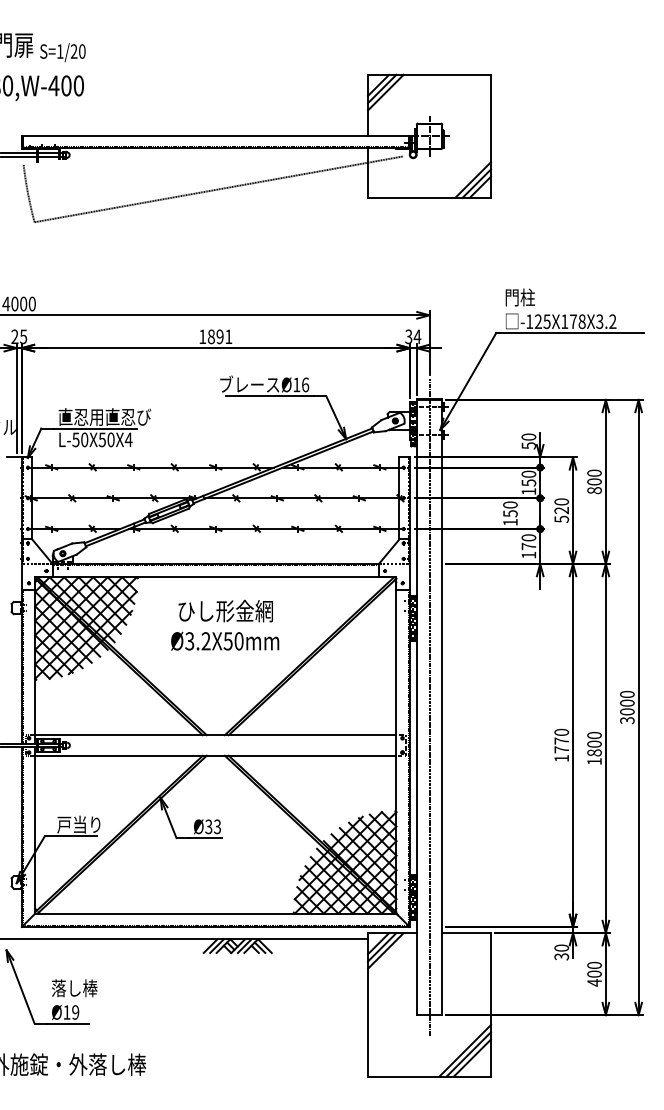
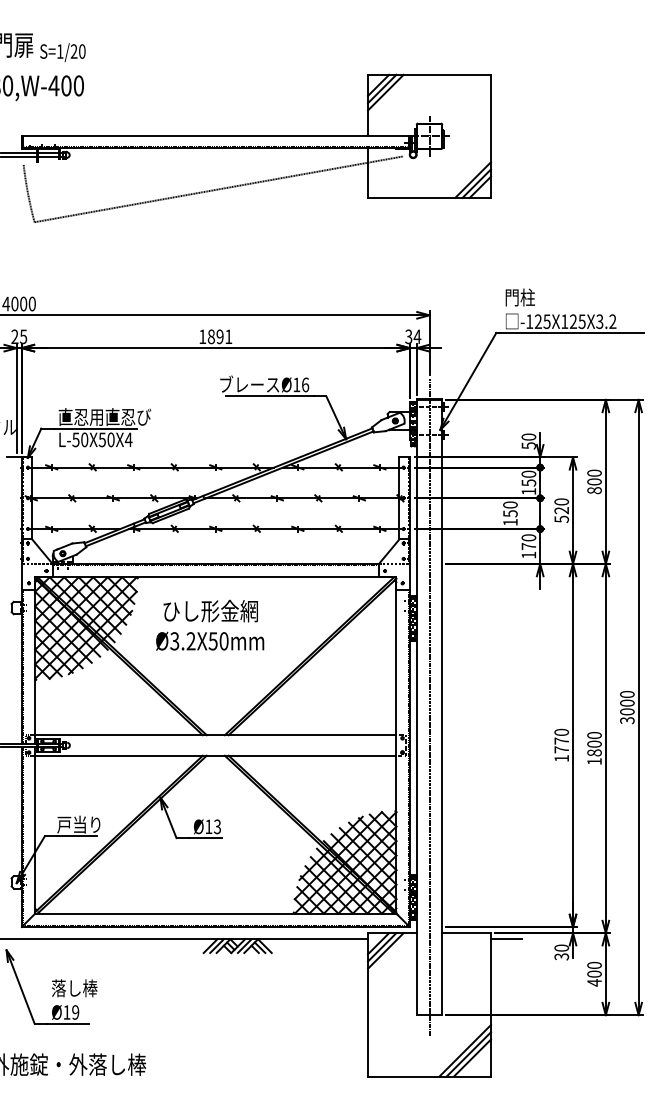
text: -125X178X3.2 -> -125X125X3.2 (577, 321)
text position: (225, 624) -> (210, 624) (210, 624)
text: Ø33 -> Ø13 (208, 826)
line: none -> present (506, 939)
